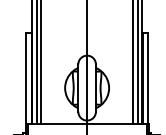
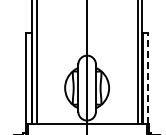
line: present -> none (40, 62)
line: present -> none (133, 62)
line: solid -> dashed (148, 77)
